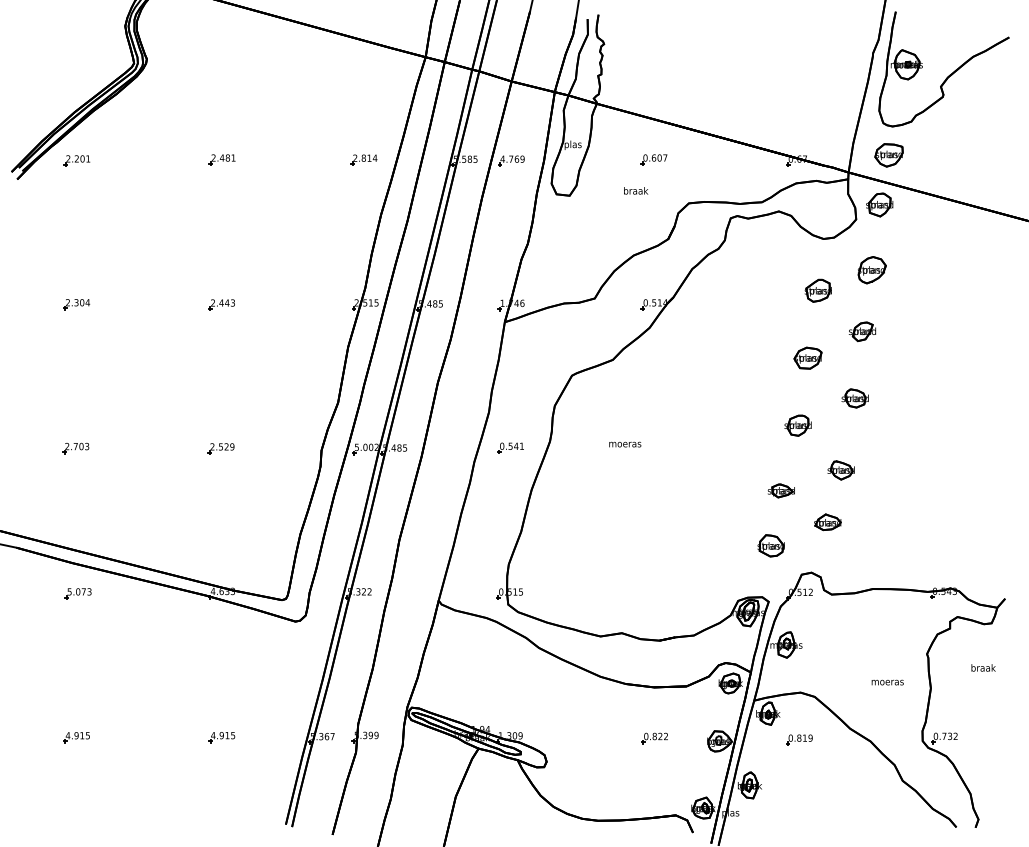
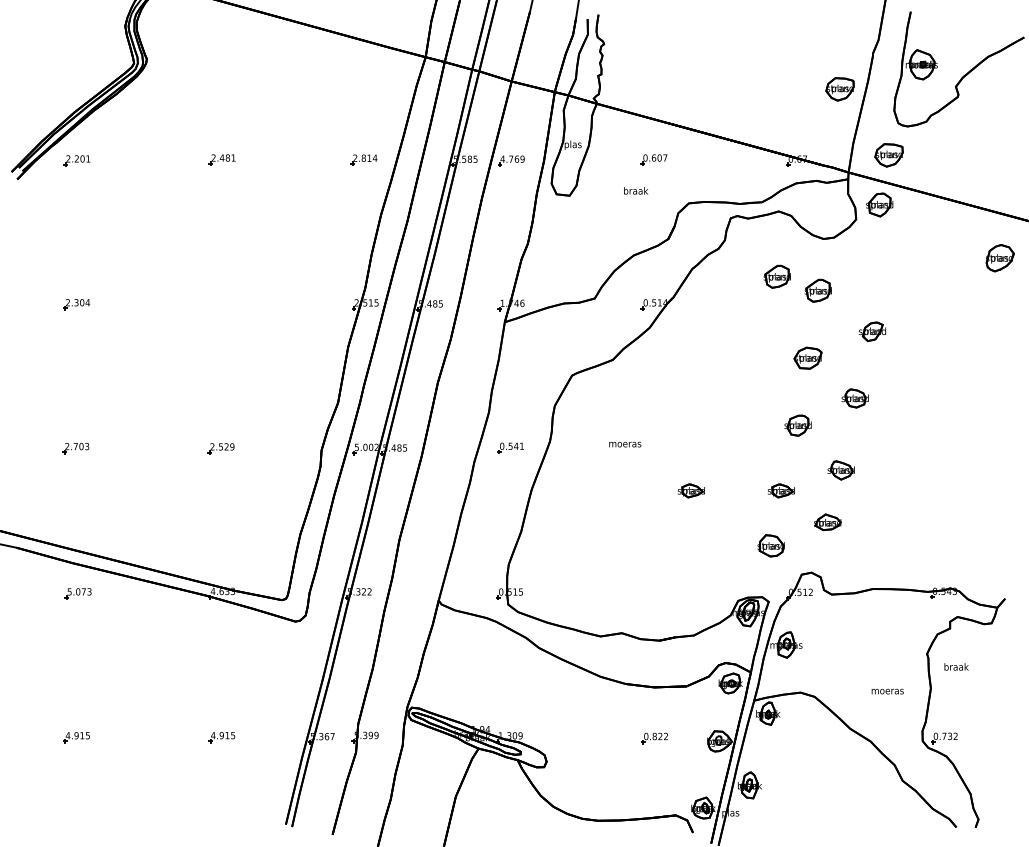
part position: (949, 74) -> (964, 74) (964, 74)
part: none -> present (839, 89)
part position: (871, 270) -> (999, 258) (999, 258)
part: none -> present (776, 276)
part: present -> none (221, 304)
part position: (862, 331) -> (872, 331) (872, 331)
part: none -> present (690, 490)
text position: (983, 667) -> (956, 666) (956, 666)
text position: (887, 682) -> (887, 691) (887, 691)
part: present -> none (799, 739)
